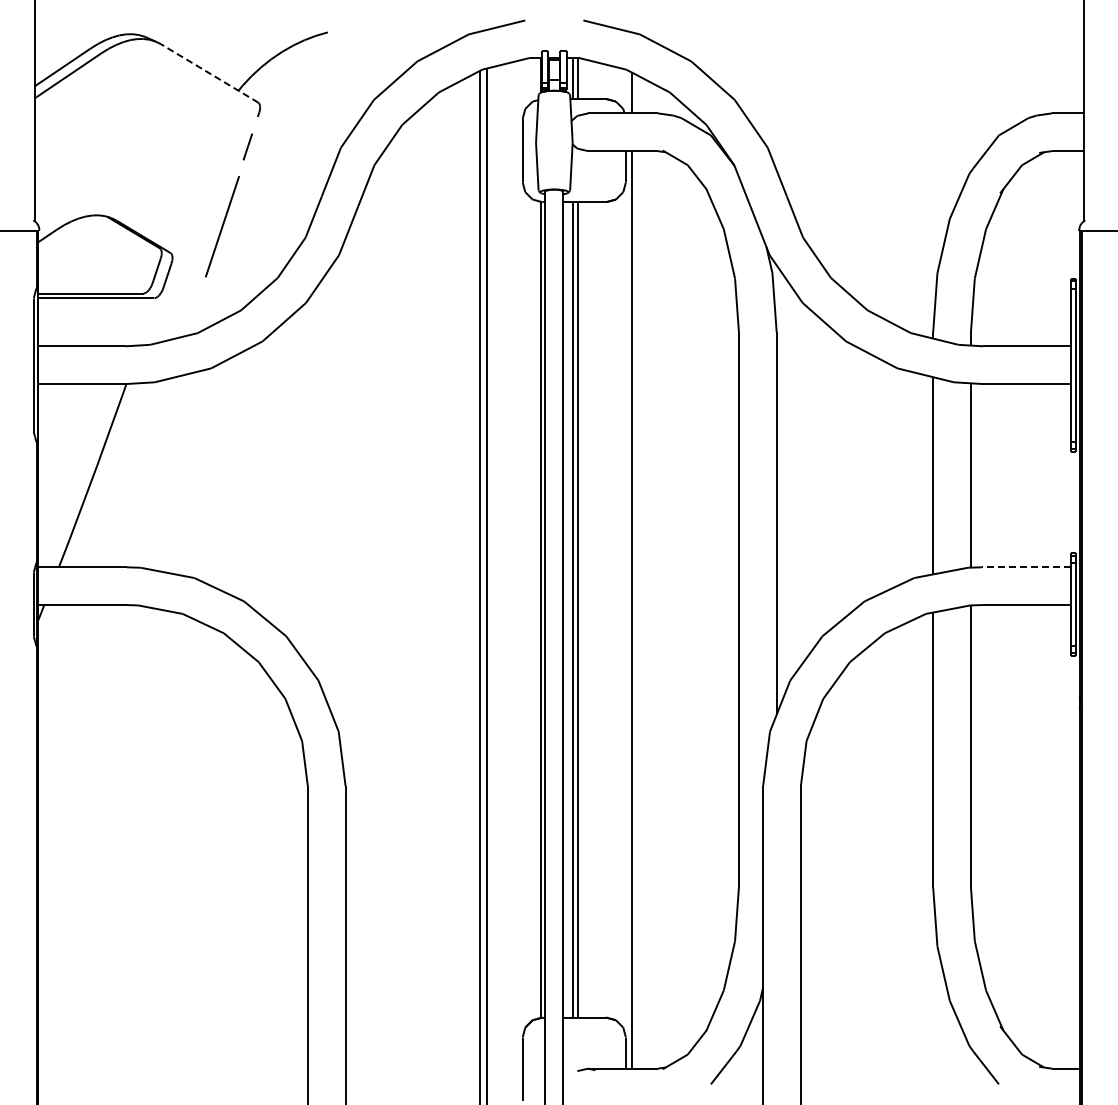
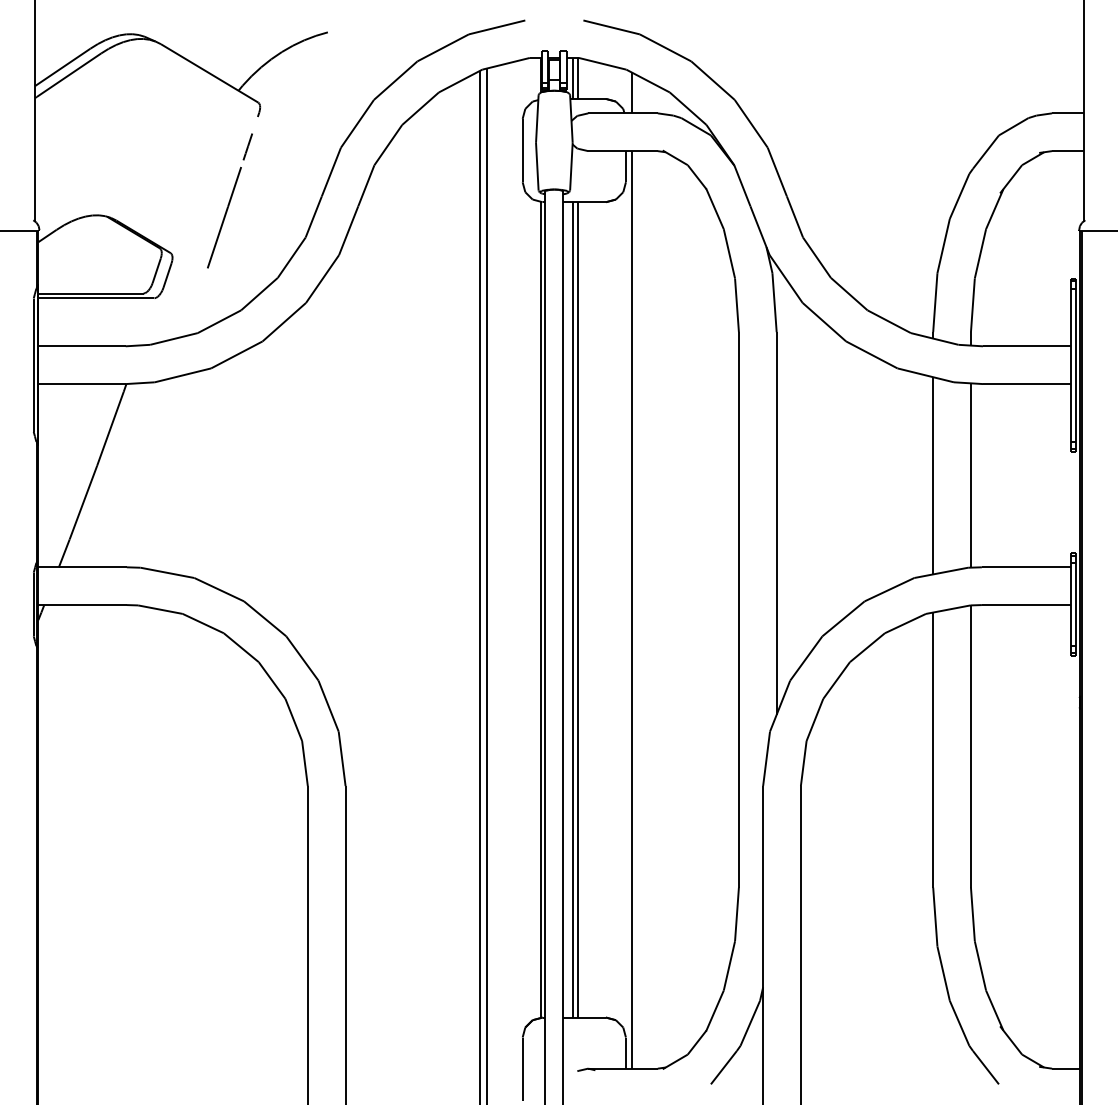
line: dashed -> solid (209, 73)
line position: (222, 226) -> (224, 217) (224, 217)
line: dashed -> solid (1026, 567)
